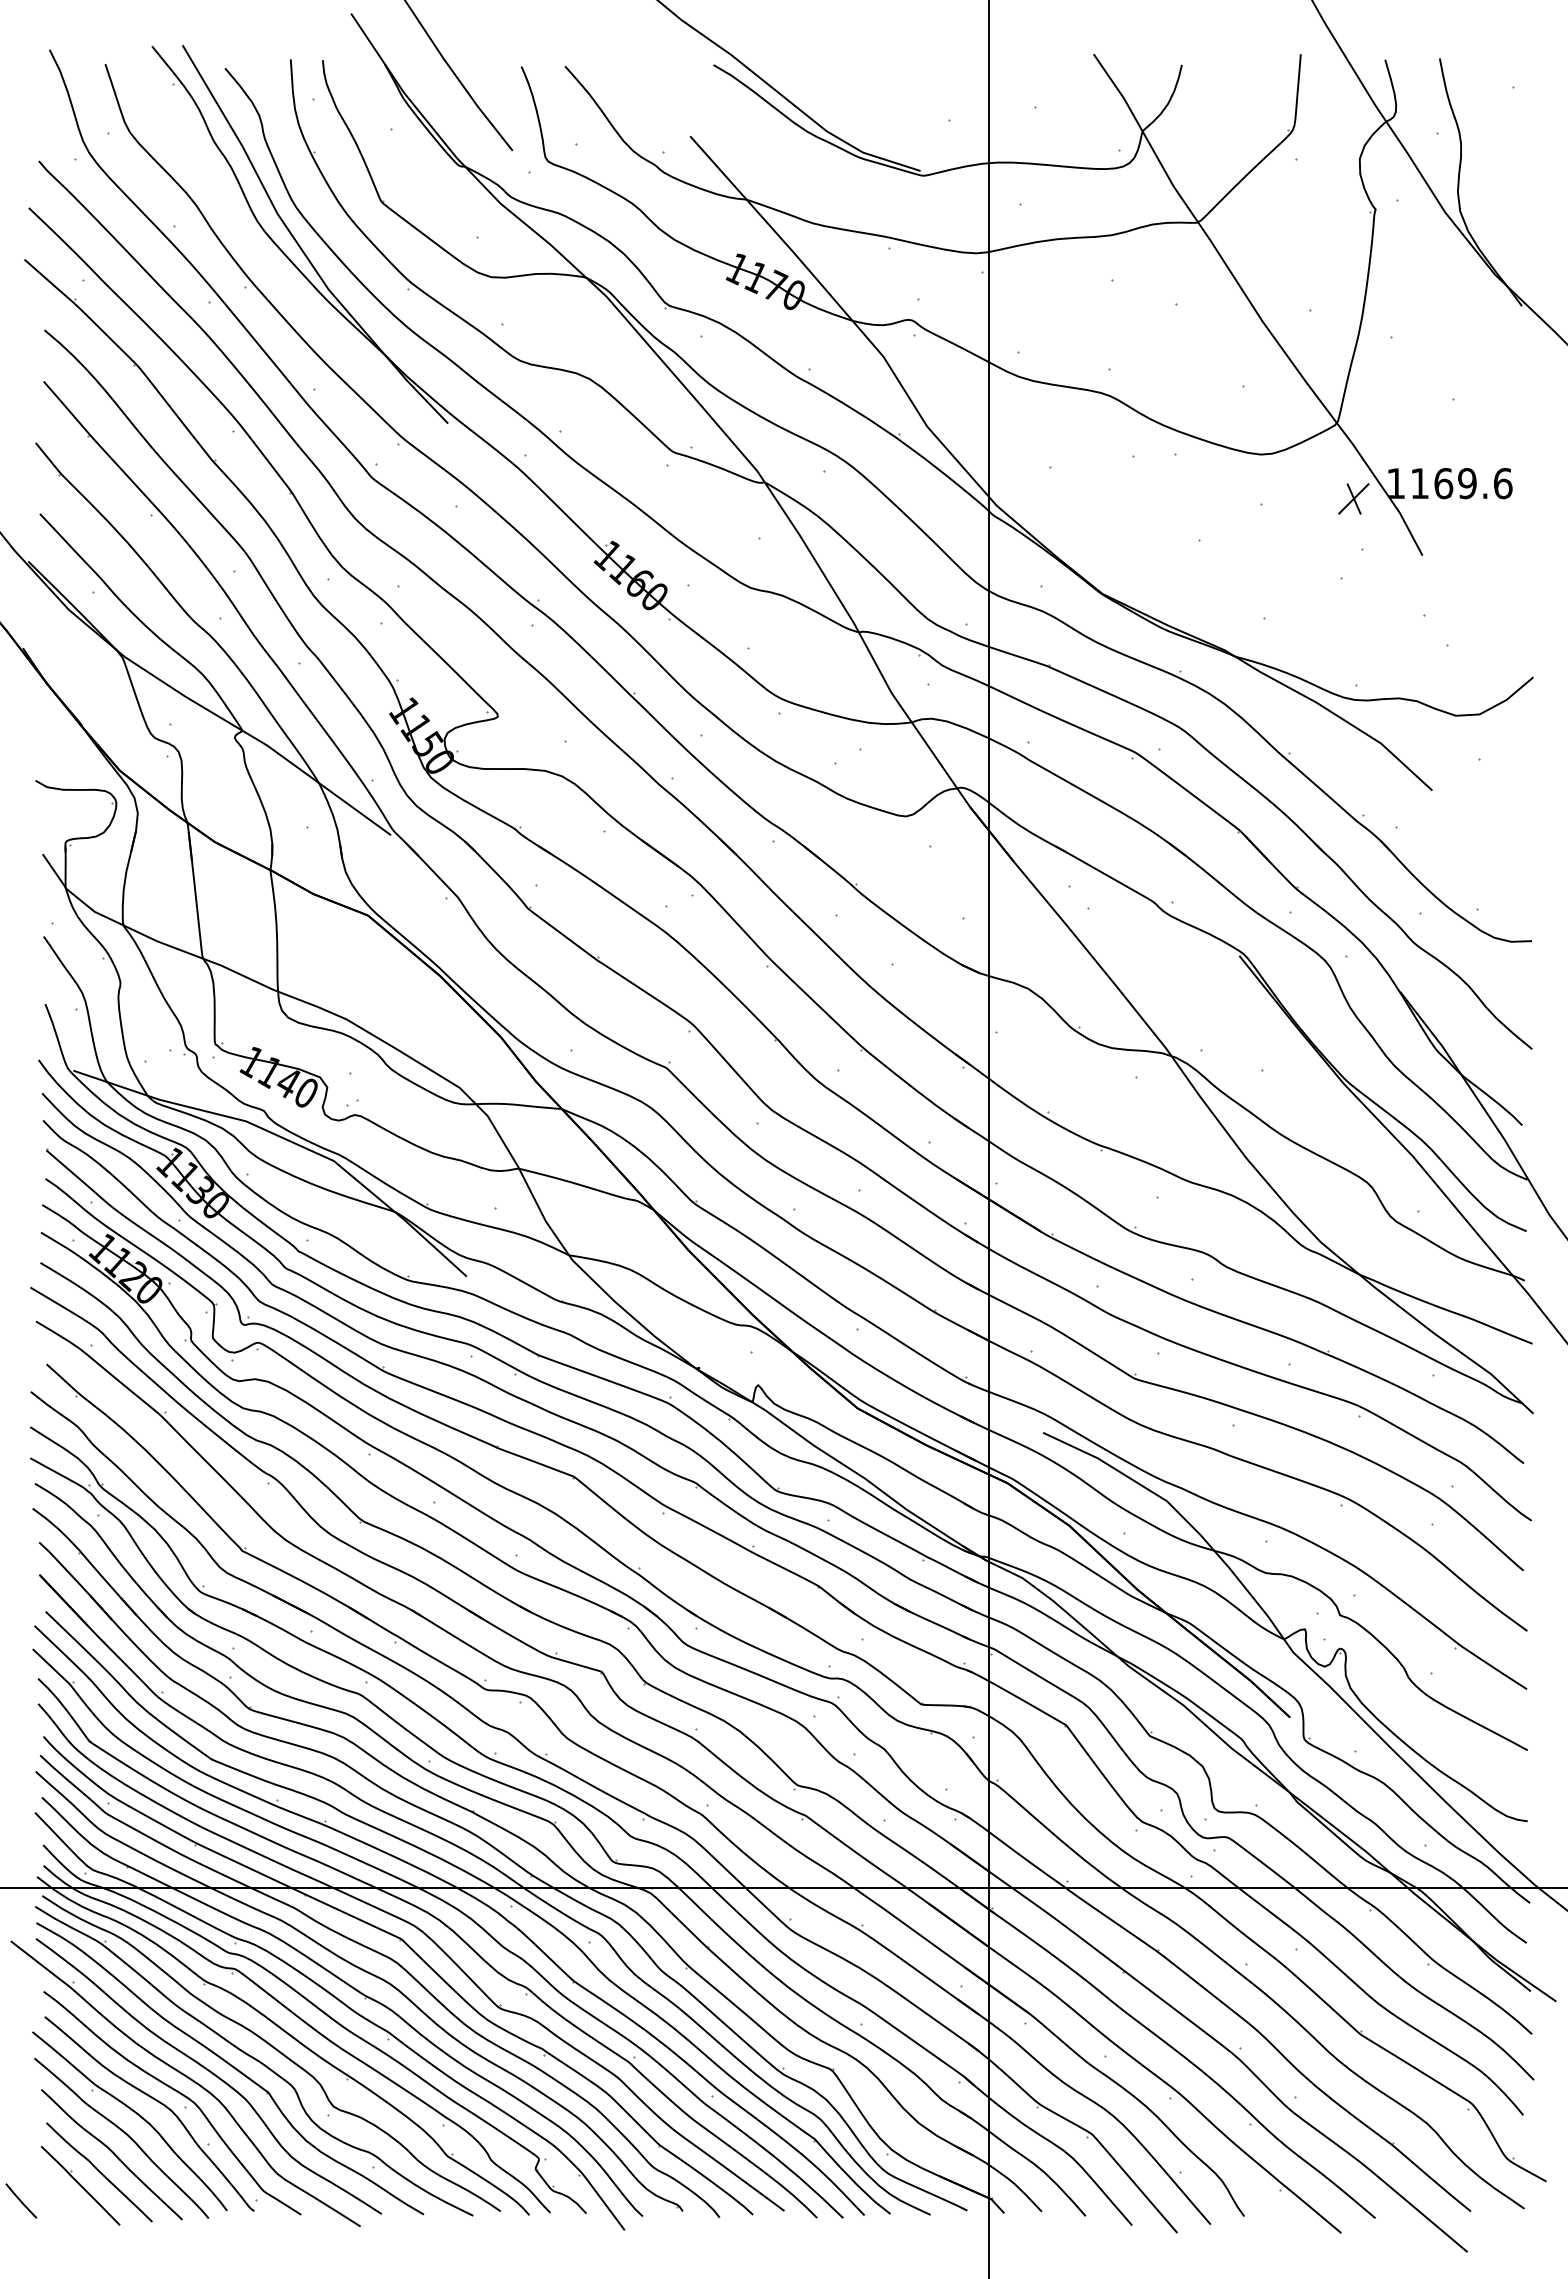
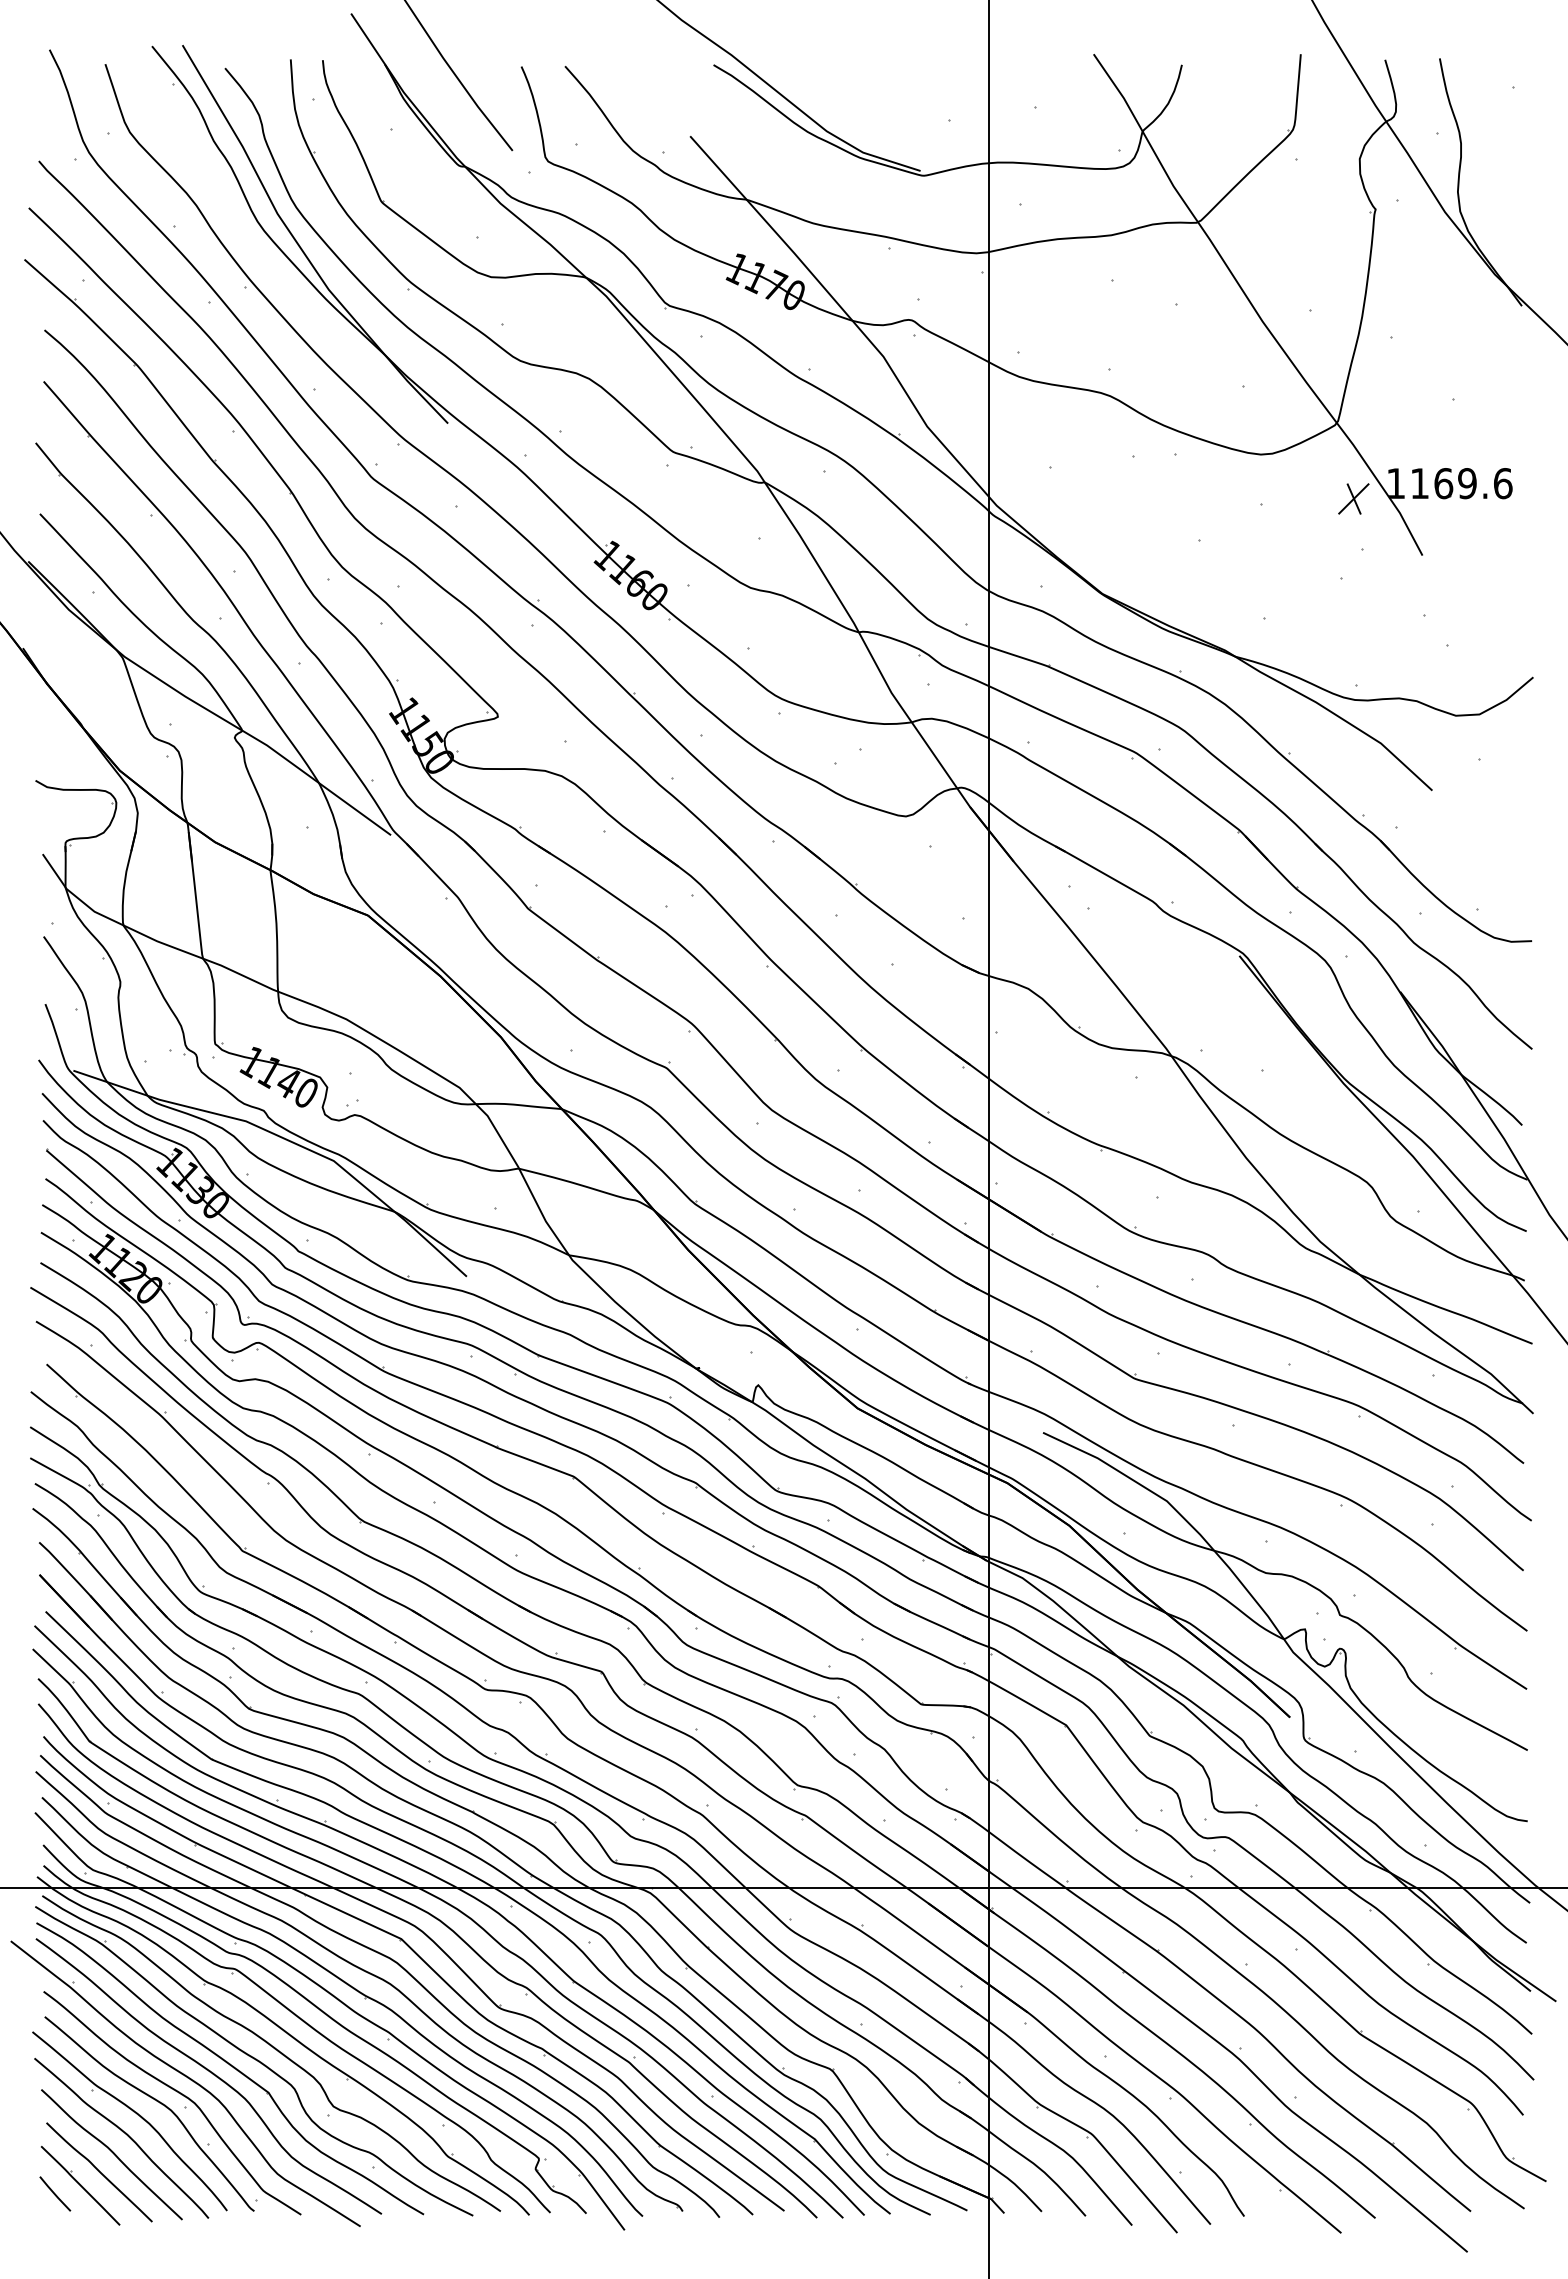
line position: (21, 2200) -> (55, 2193) (55, 2193)
